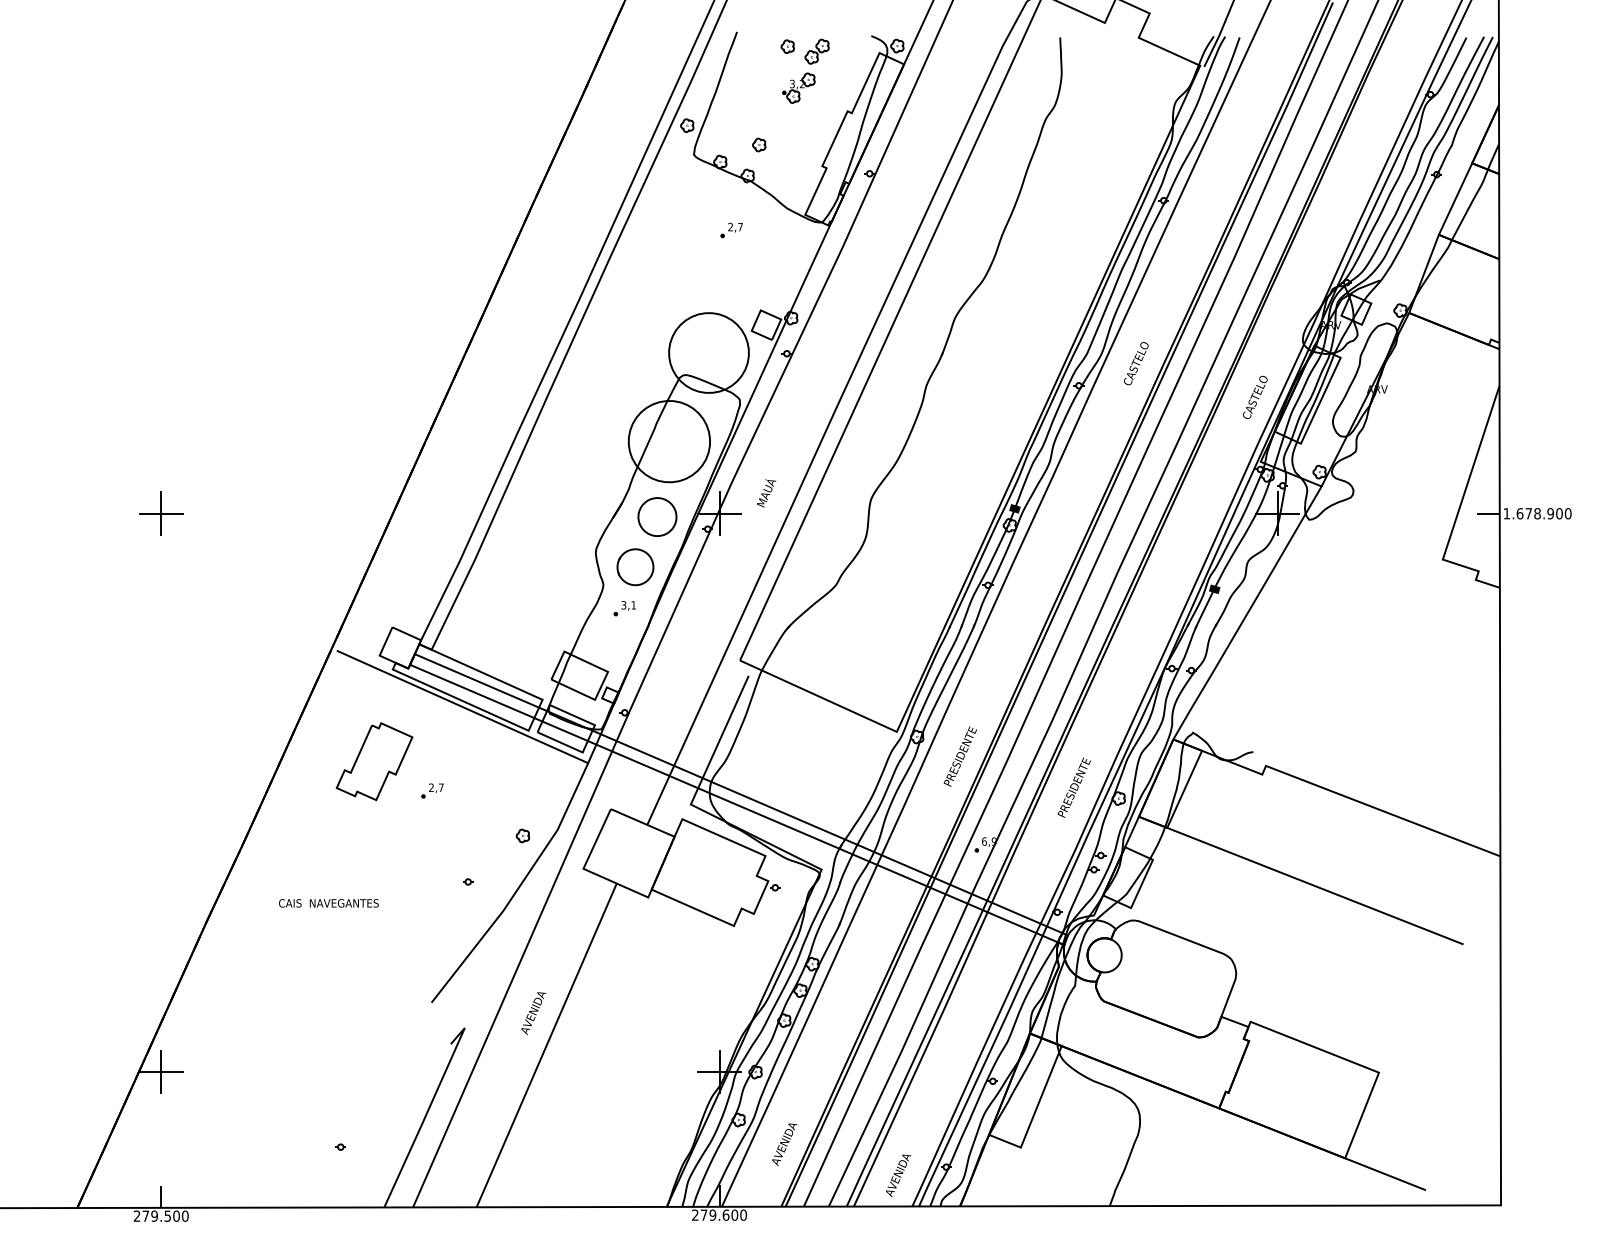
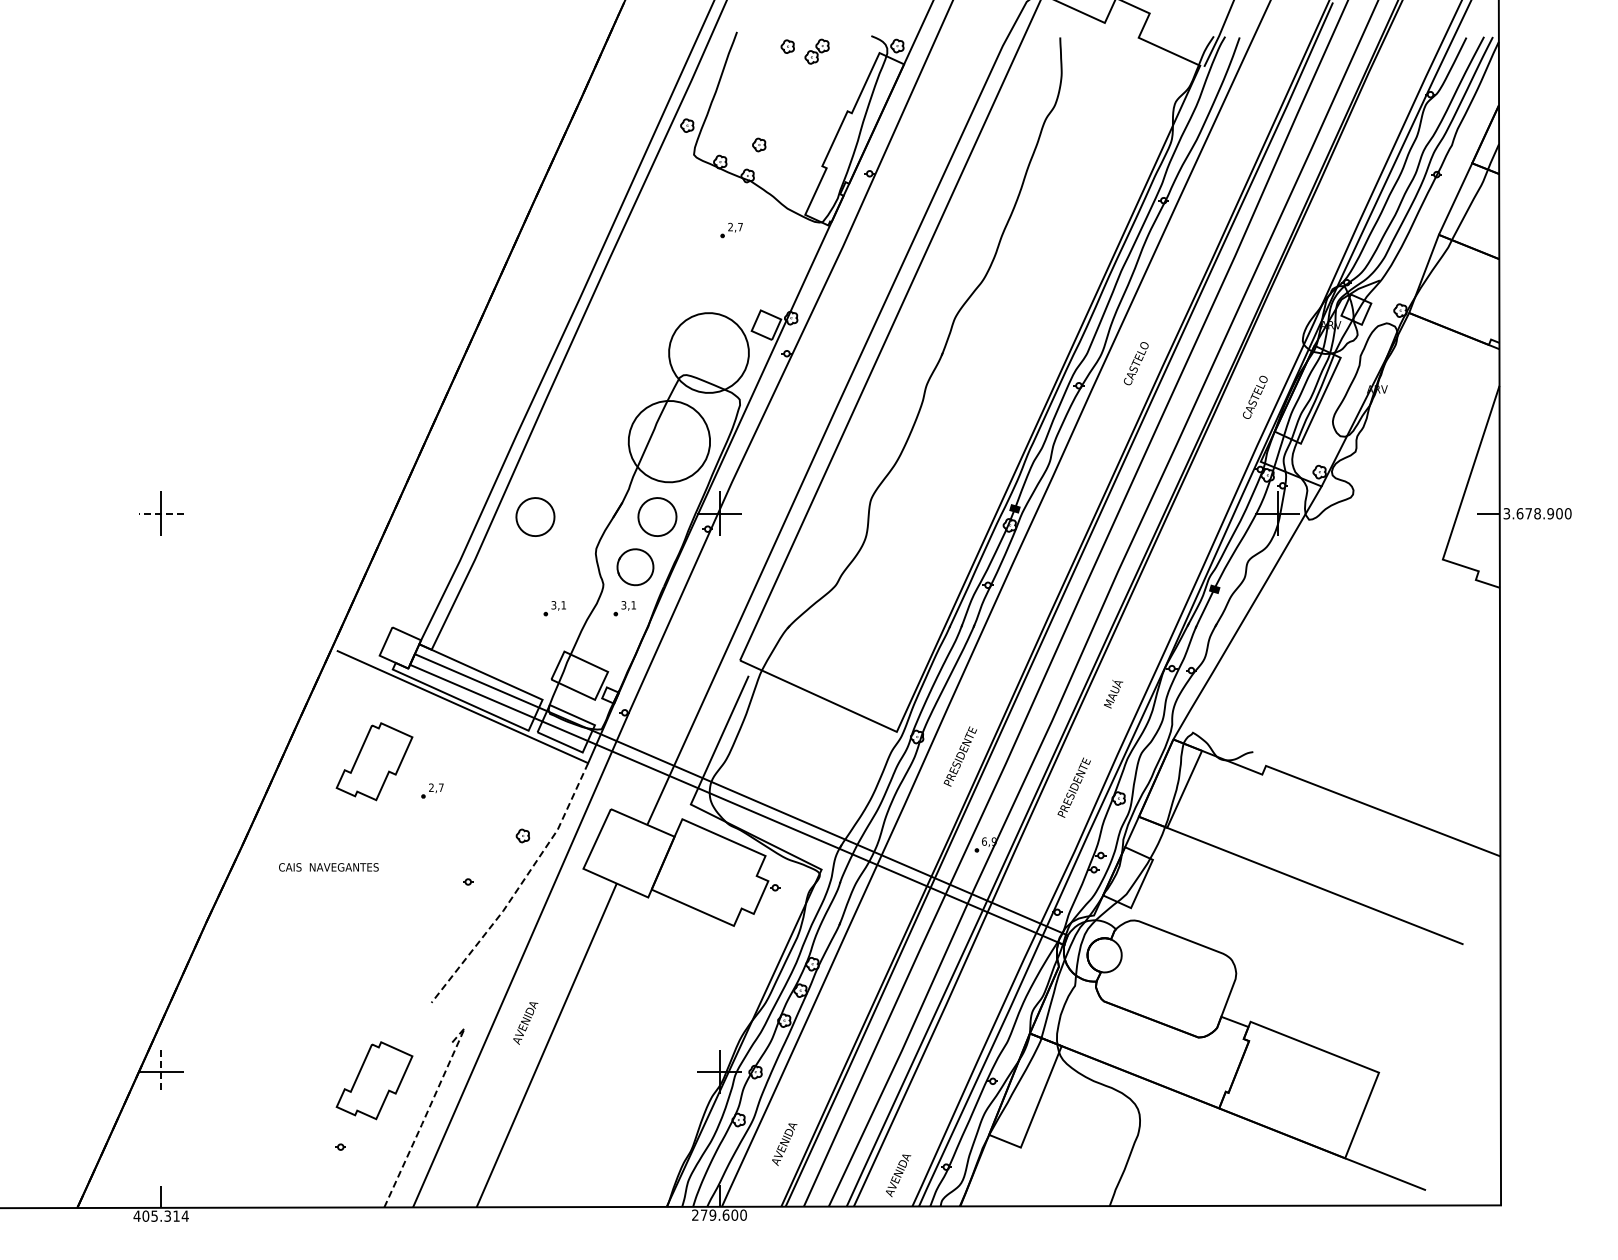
part: present -> none (798, 87)
text position: (766, 493) -> (1113, 694) (1113, 694)
line: solid -> dashed (160, 513)
text: 1.678.900 -> 3.678.900 (1506, 513)
part: none -> present (535, 516)
part: none -> present (554, 608)
line: solid -> dashed (518, 888)
text position: (328, 903) -> (328, 867) (328, 867)
text position: (533, 1013) -> (525, 1023) (525, 1023)
line: solid -> dashed (161, 1072)
part: none -> present (374, 1080)
line: solid -> dashed (429, 1107)
text: 279.500 -> 405.314 (160, 1215)
